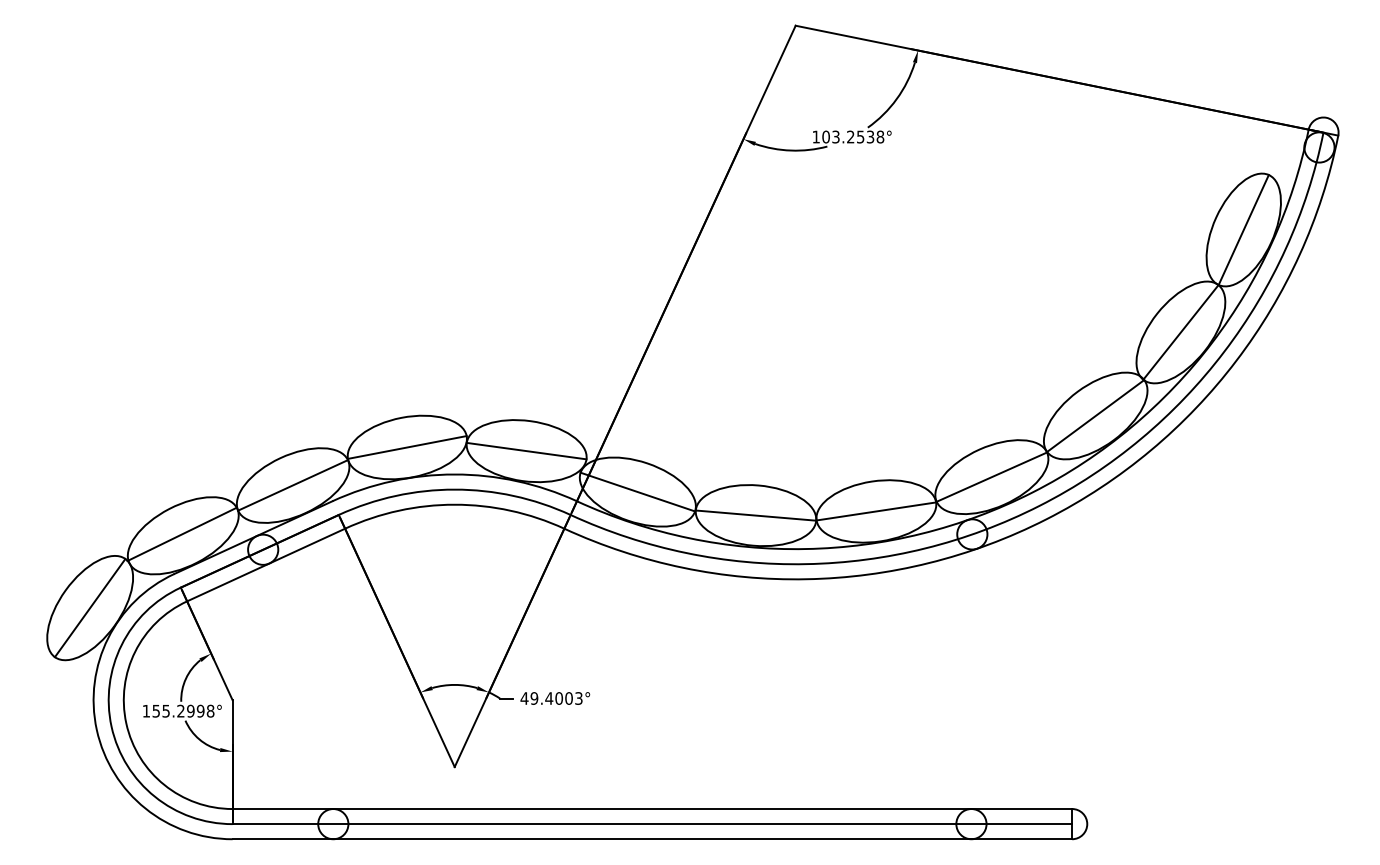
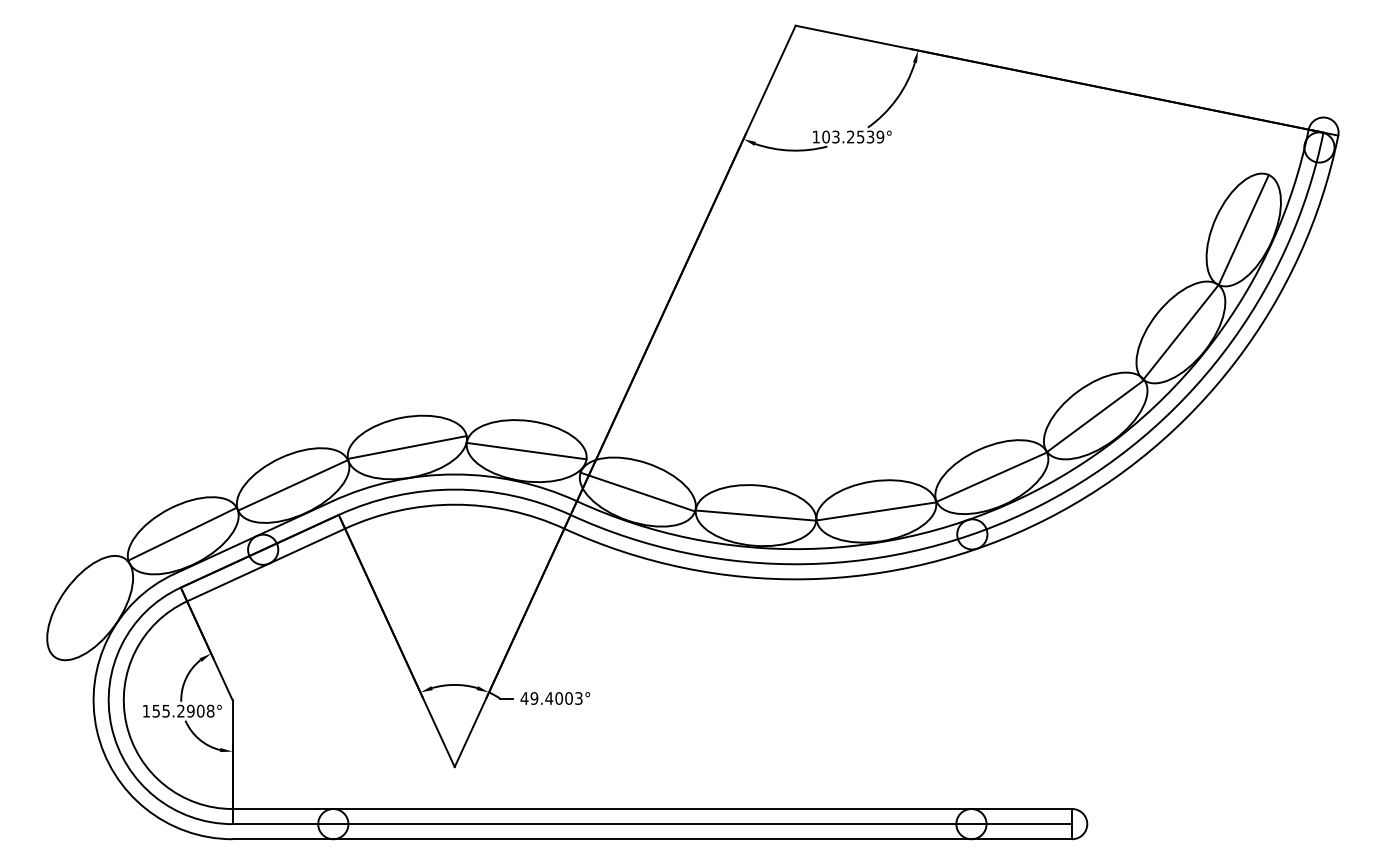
text: 103.2538° -> 103.2539° (880, 136)
line: present -> none (89, 607)
text: 155.2998° -> 155.2908° (200, 711)
